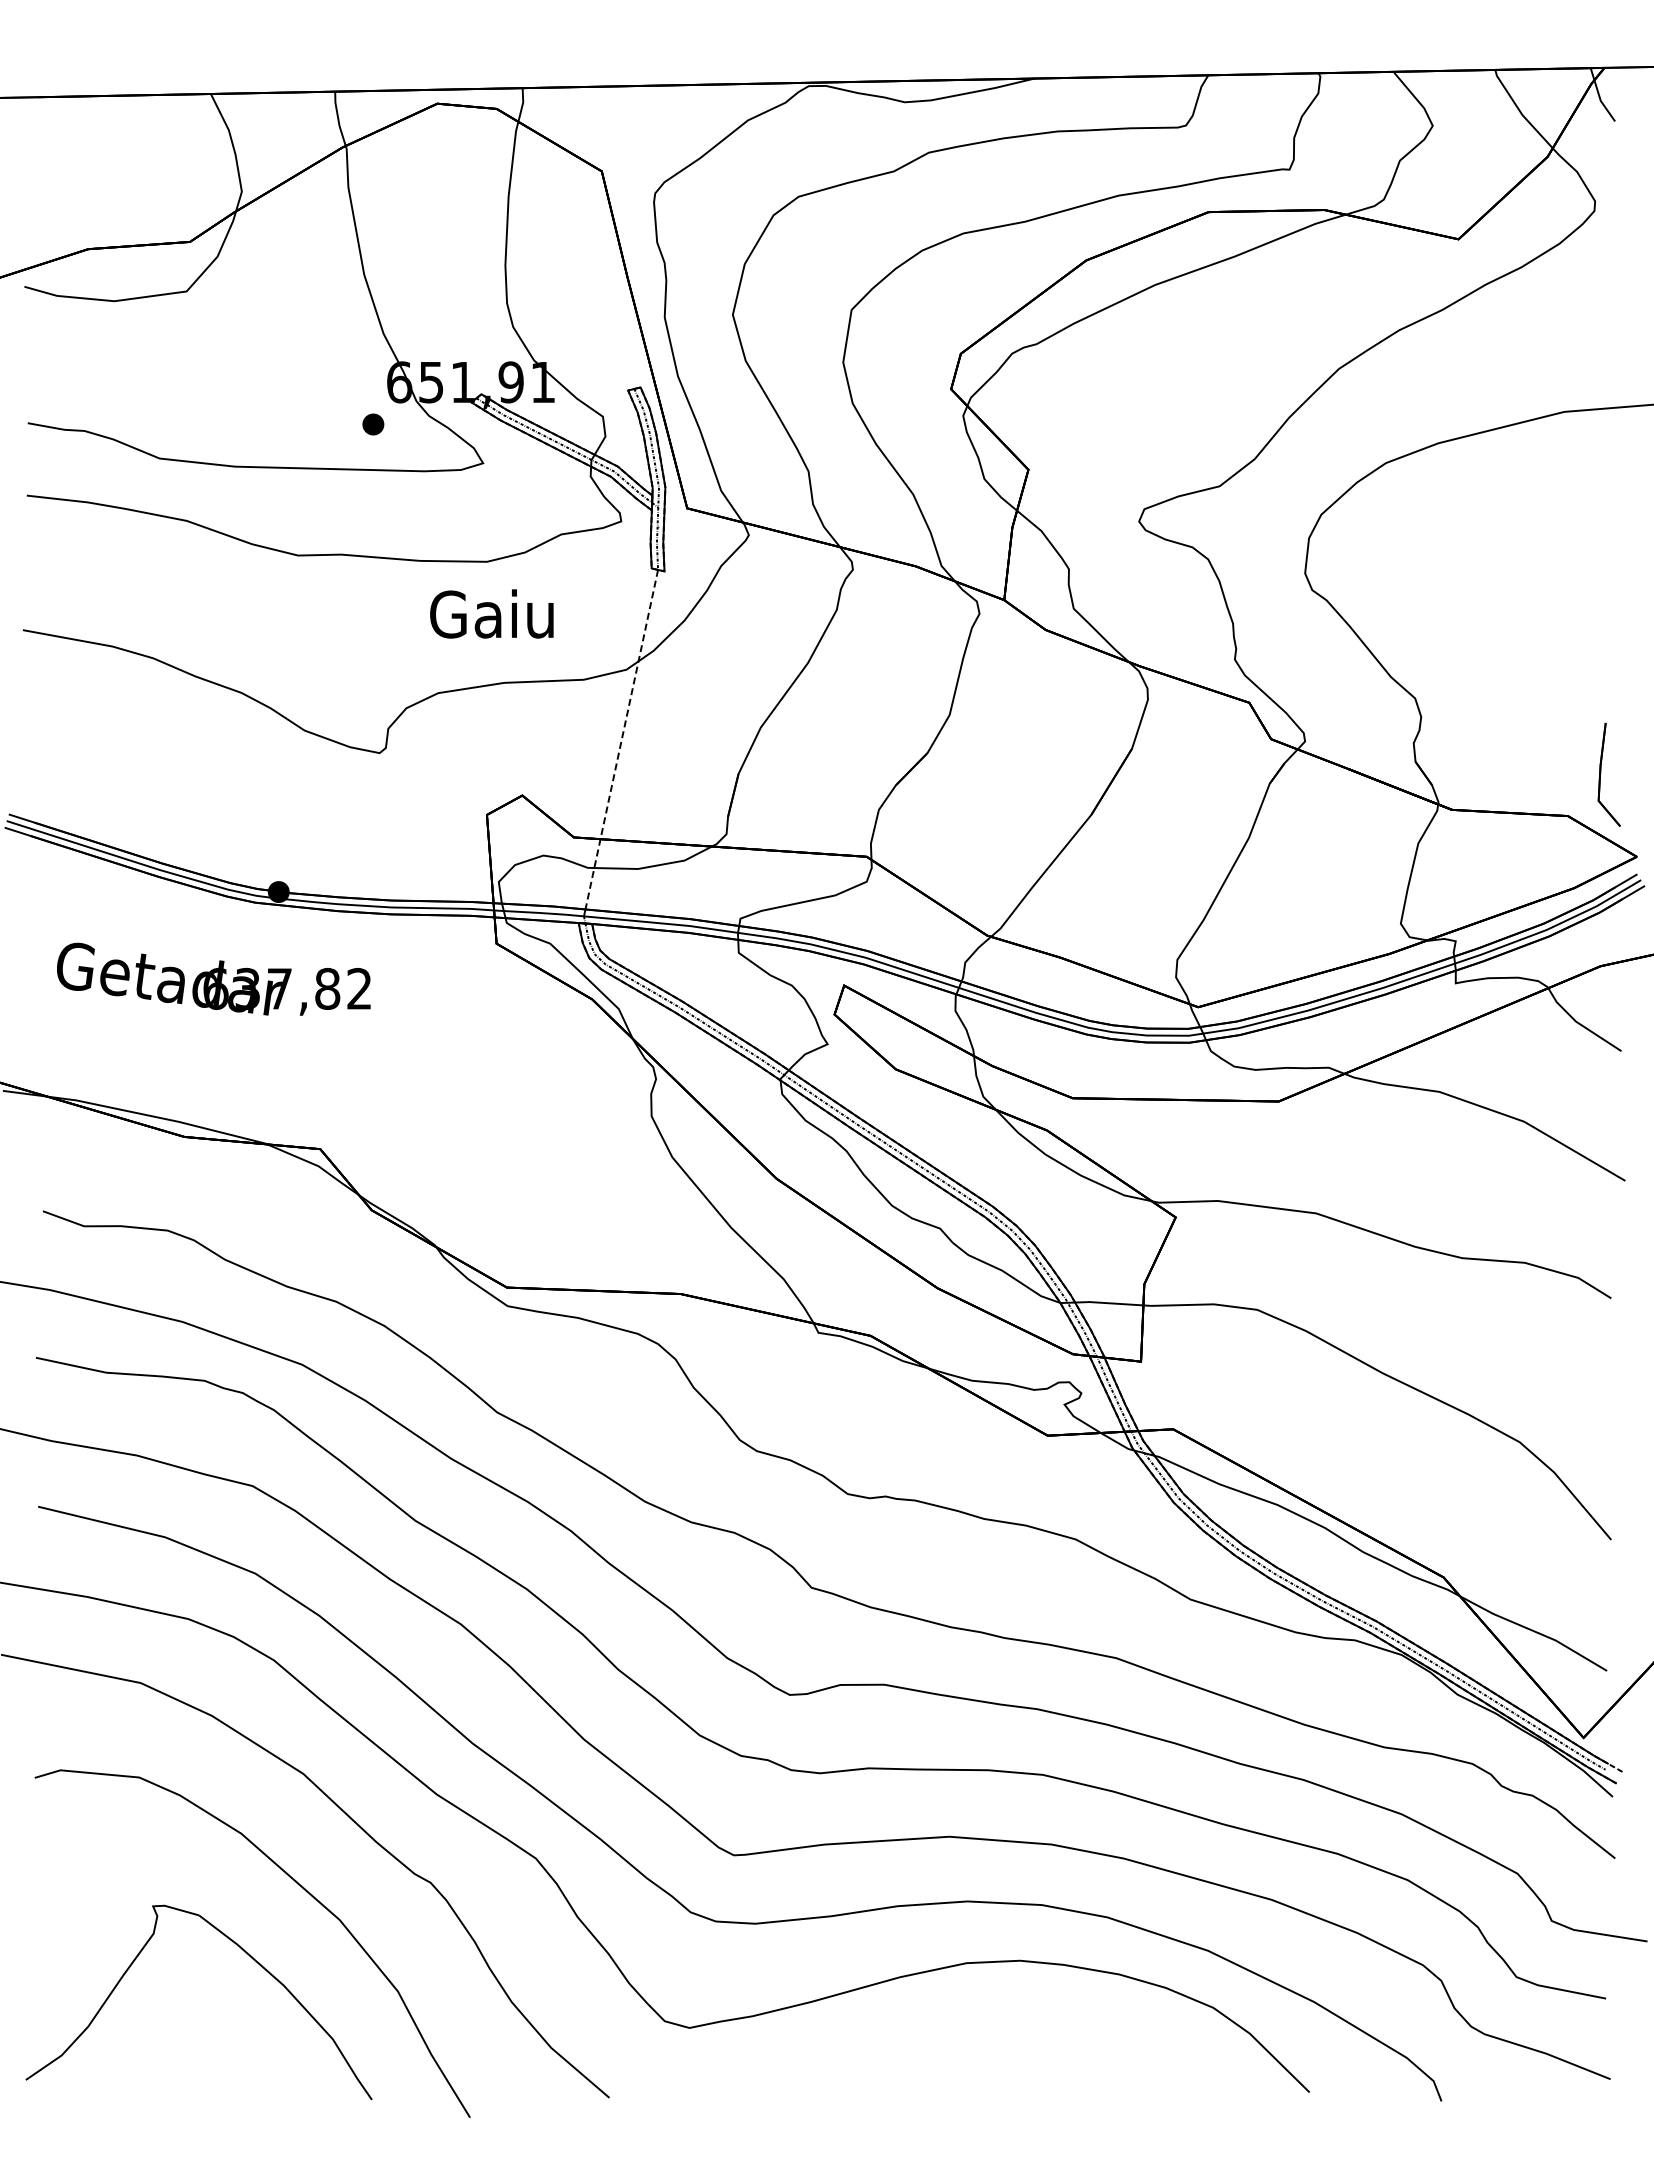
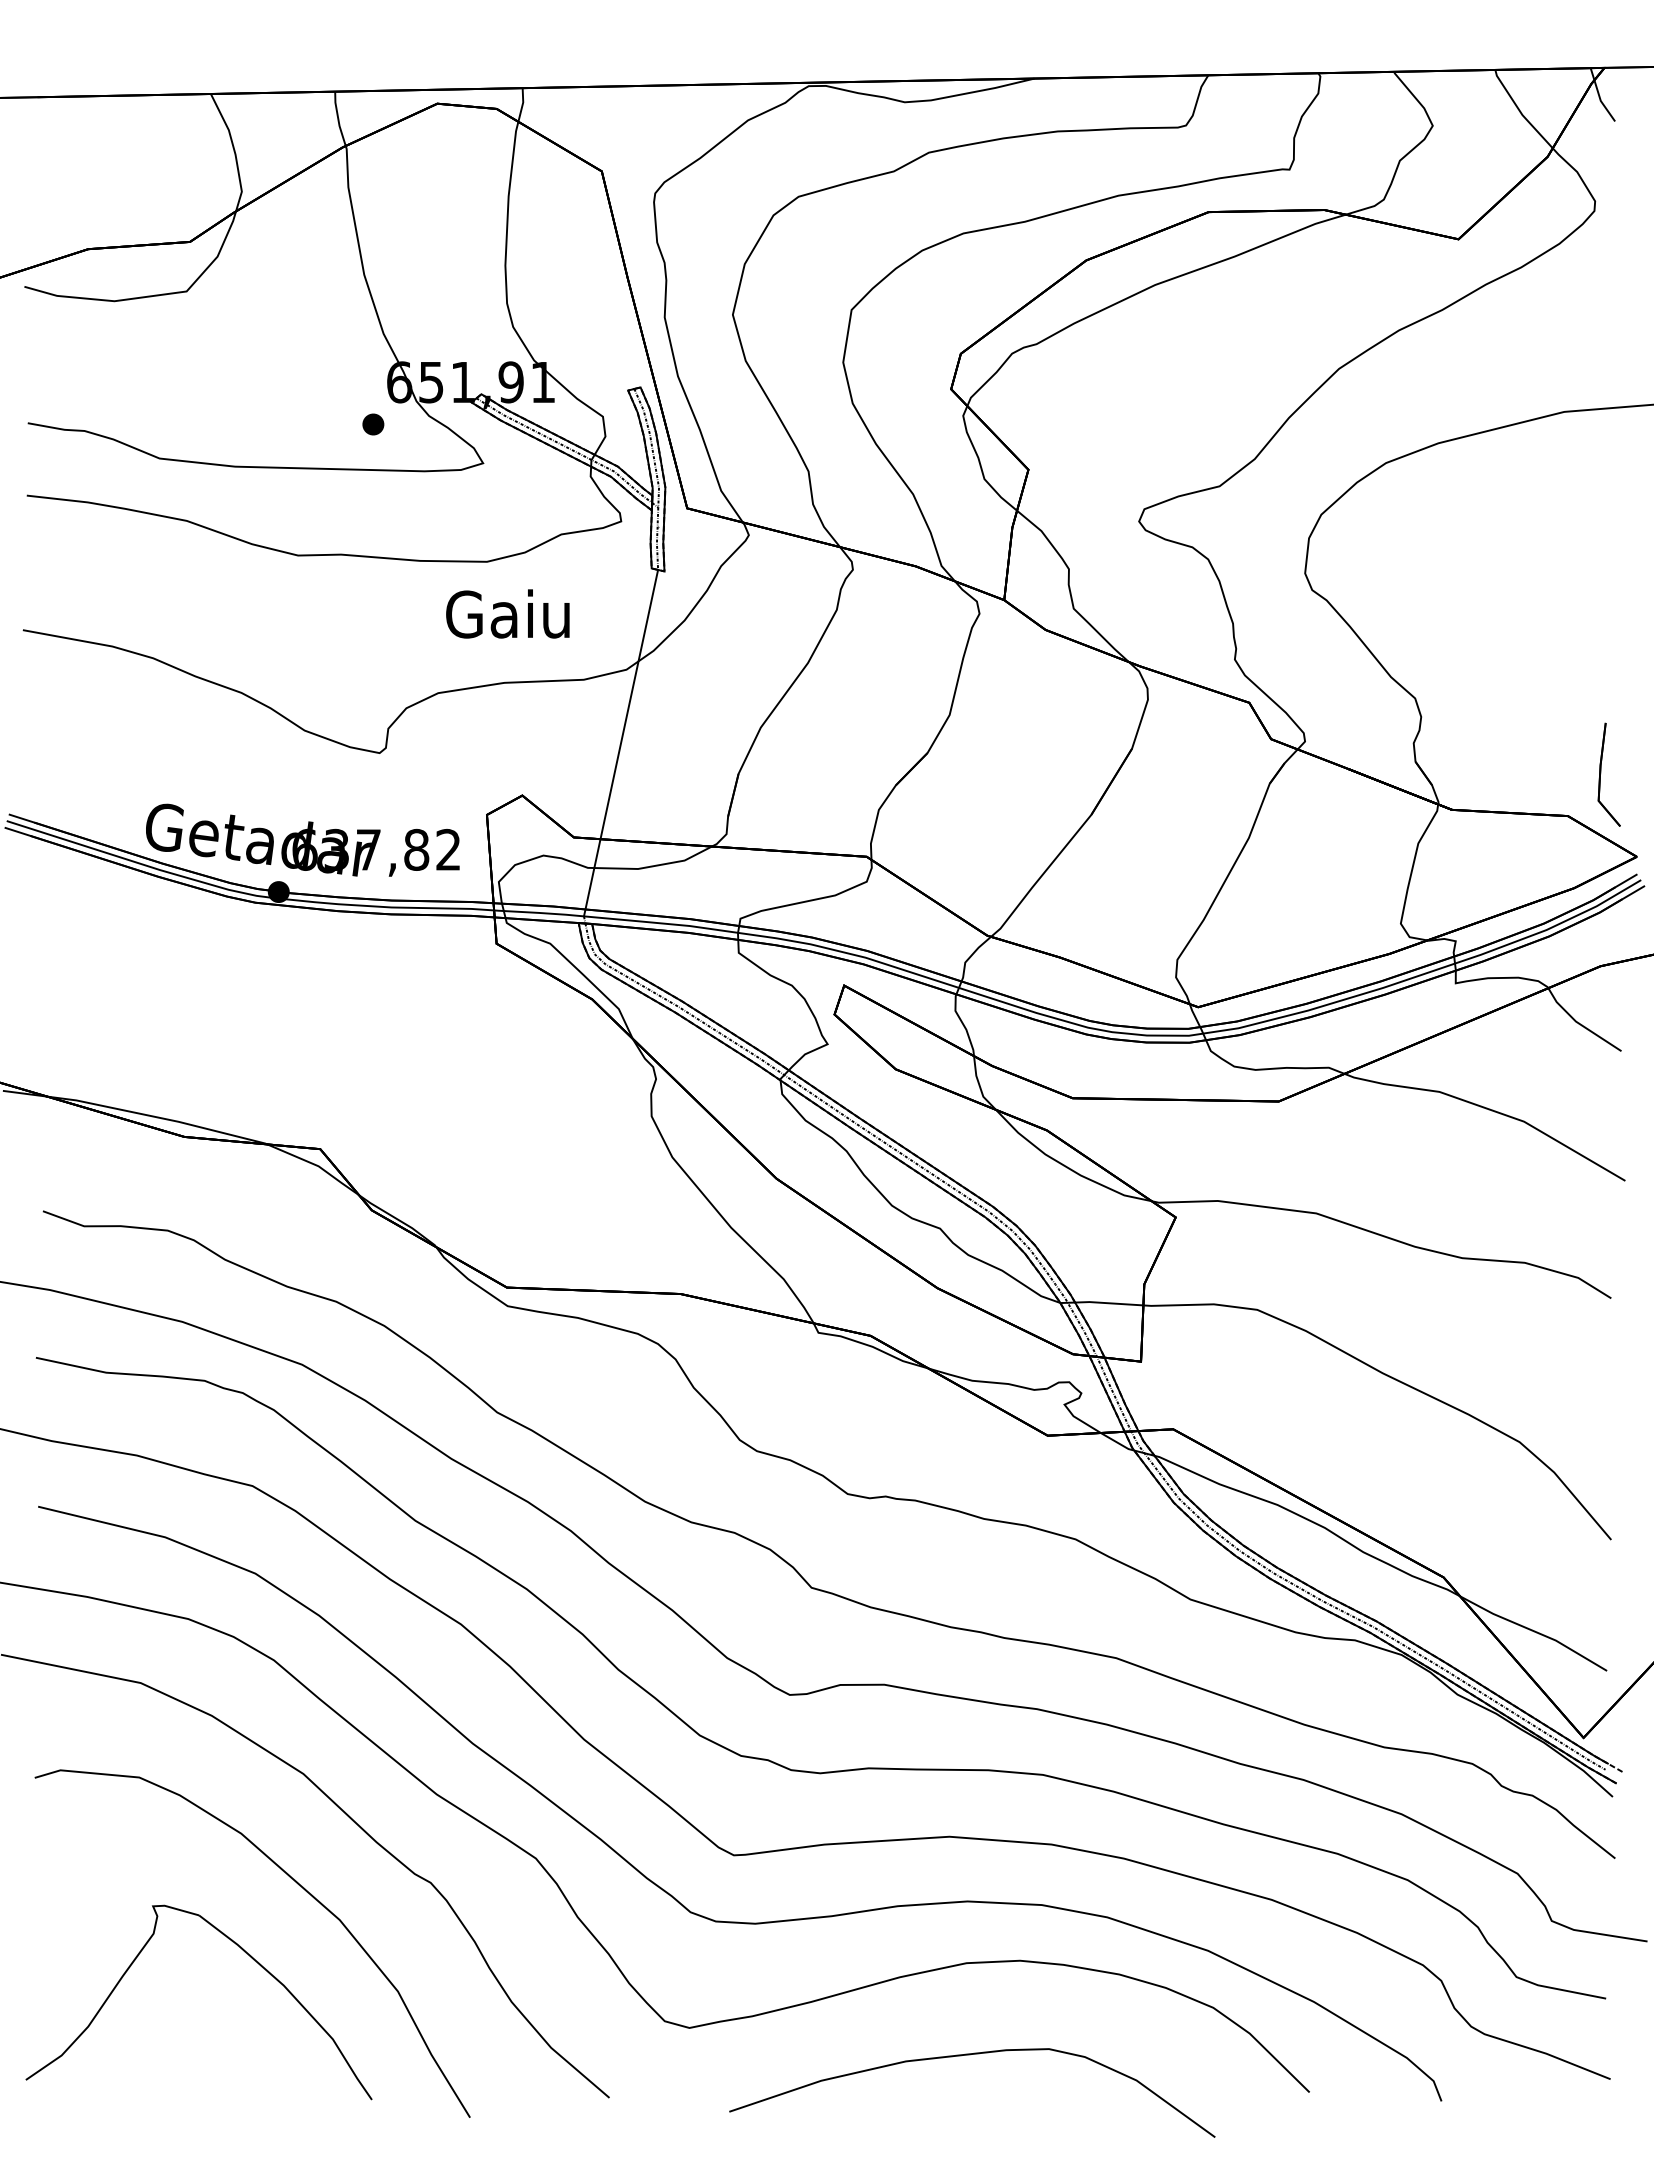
text position: (491, 613) -> (507, 613) (507, 613)
line: dashed -> solid (621, 739)
text position: (213, 978) -> (302, 839) (302, 839)
curve: none -> present (970, 2055)
